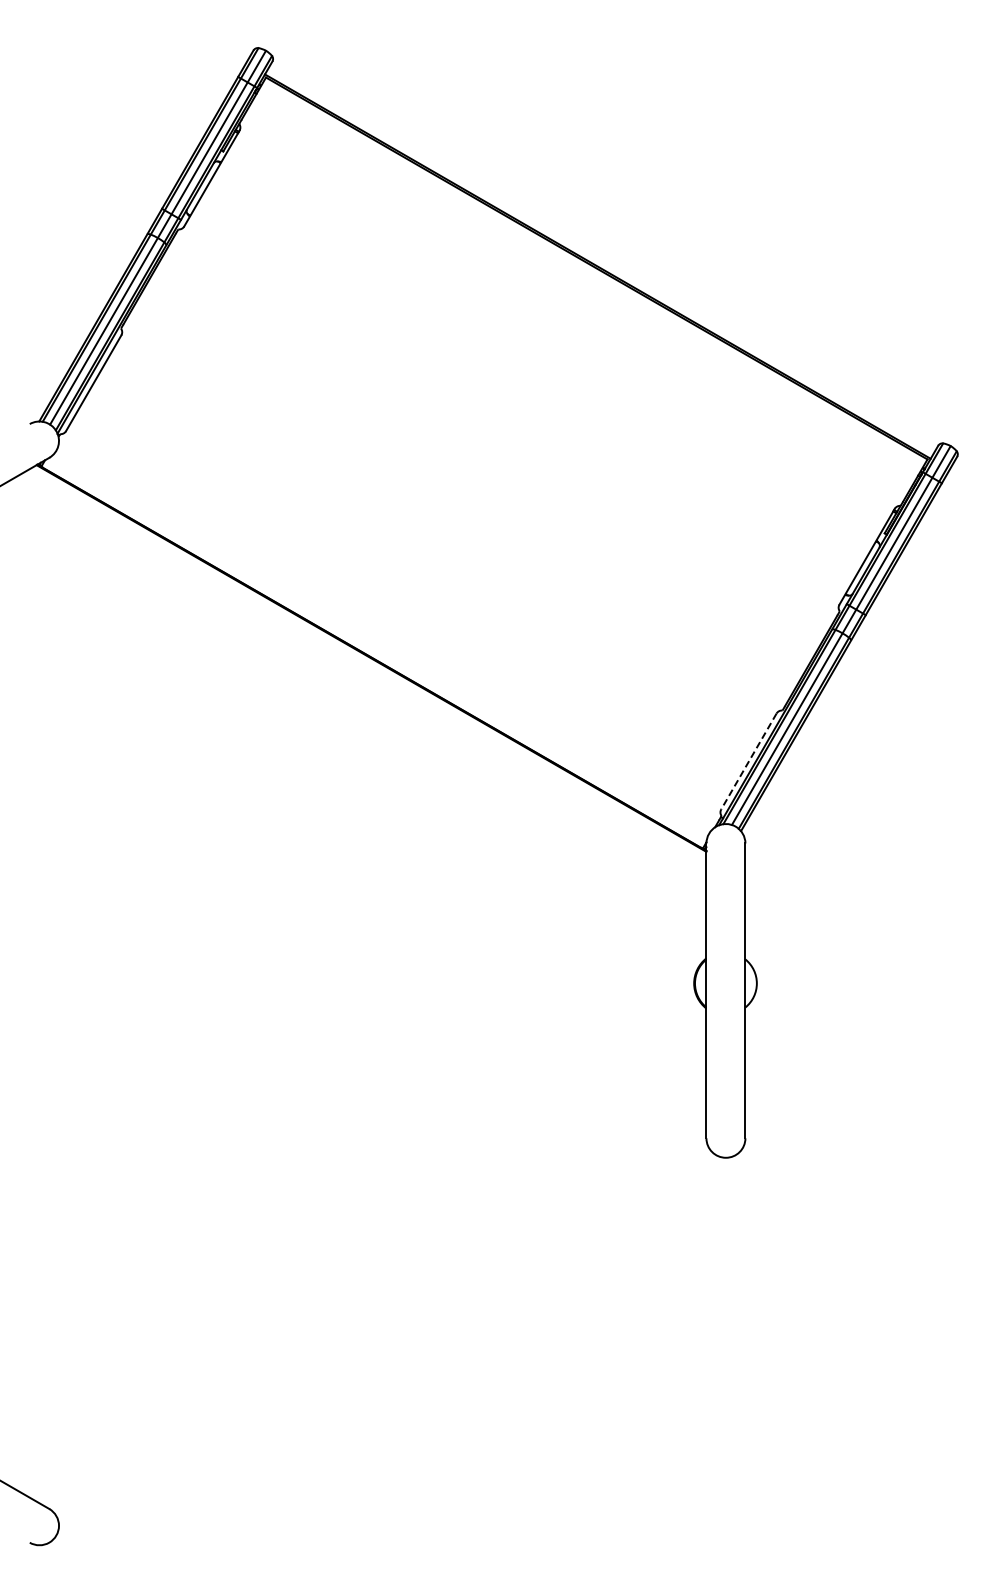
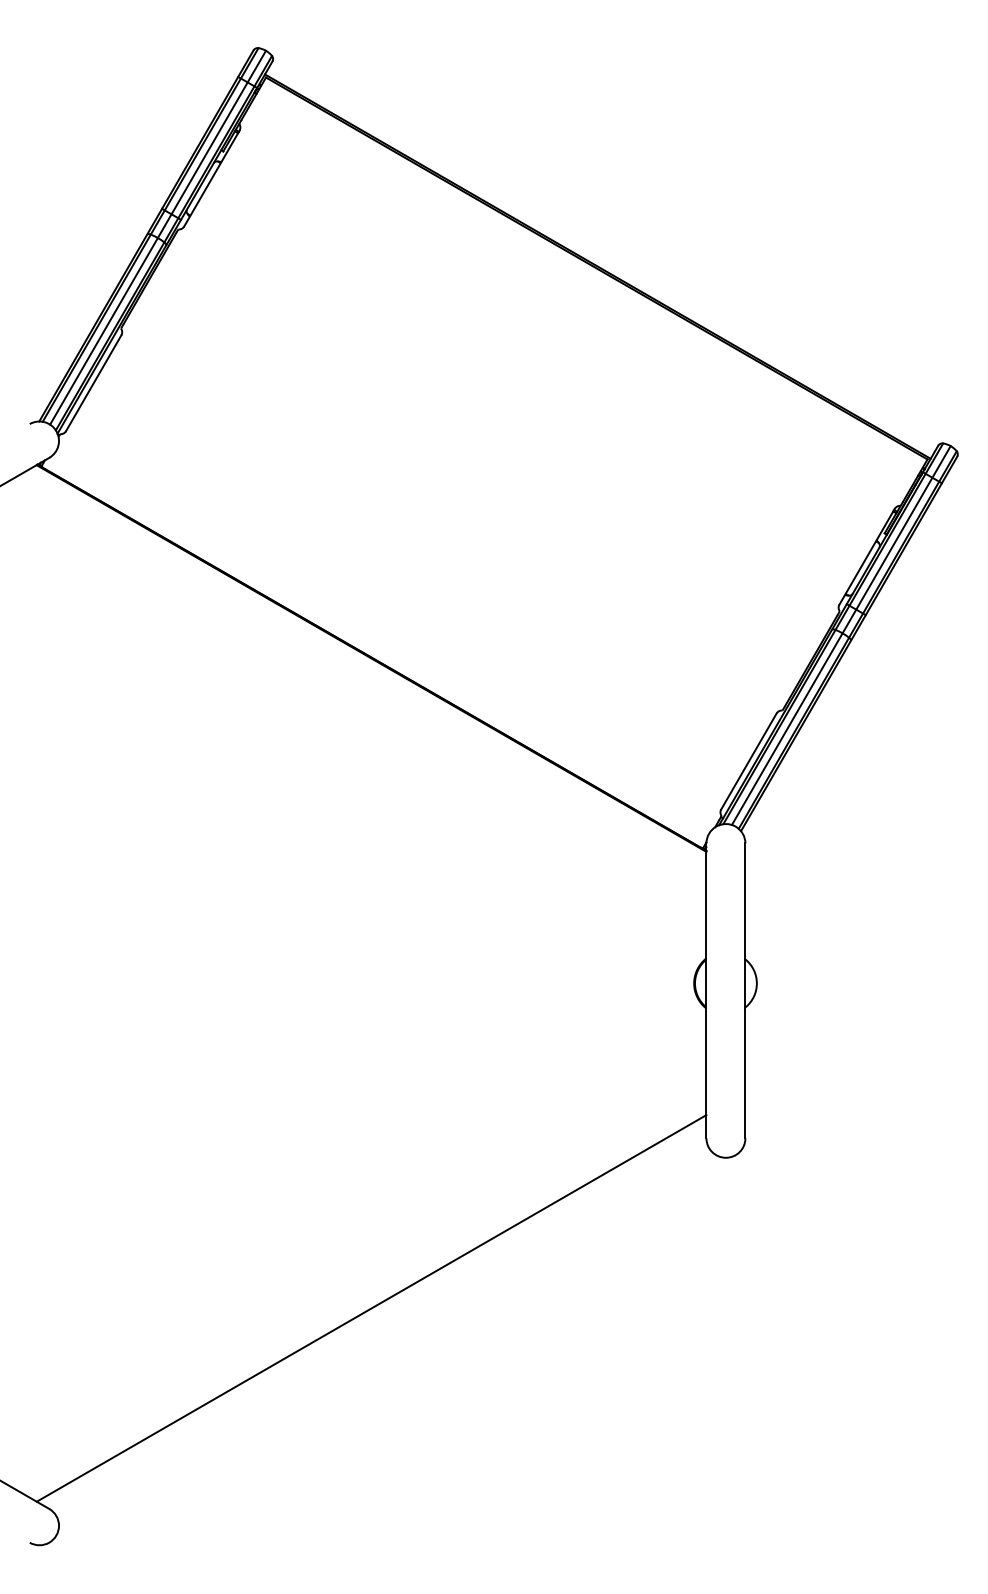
line: dashed -> solid (748, 761)
line: none -> present (371, 1308)
